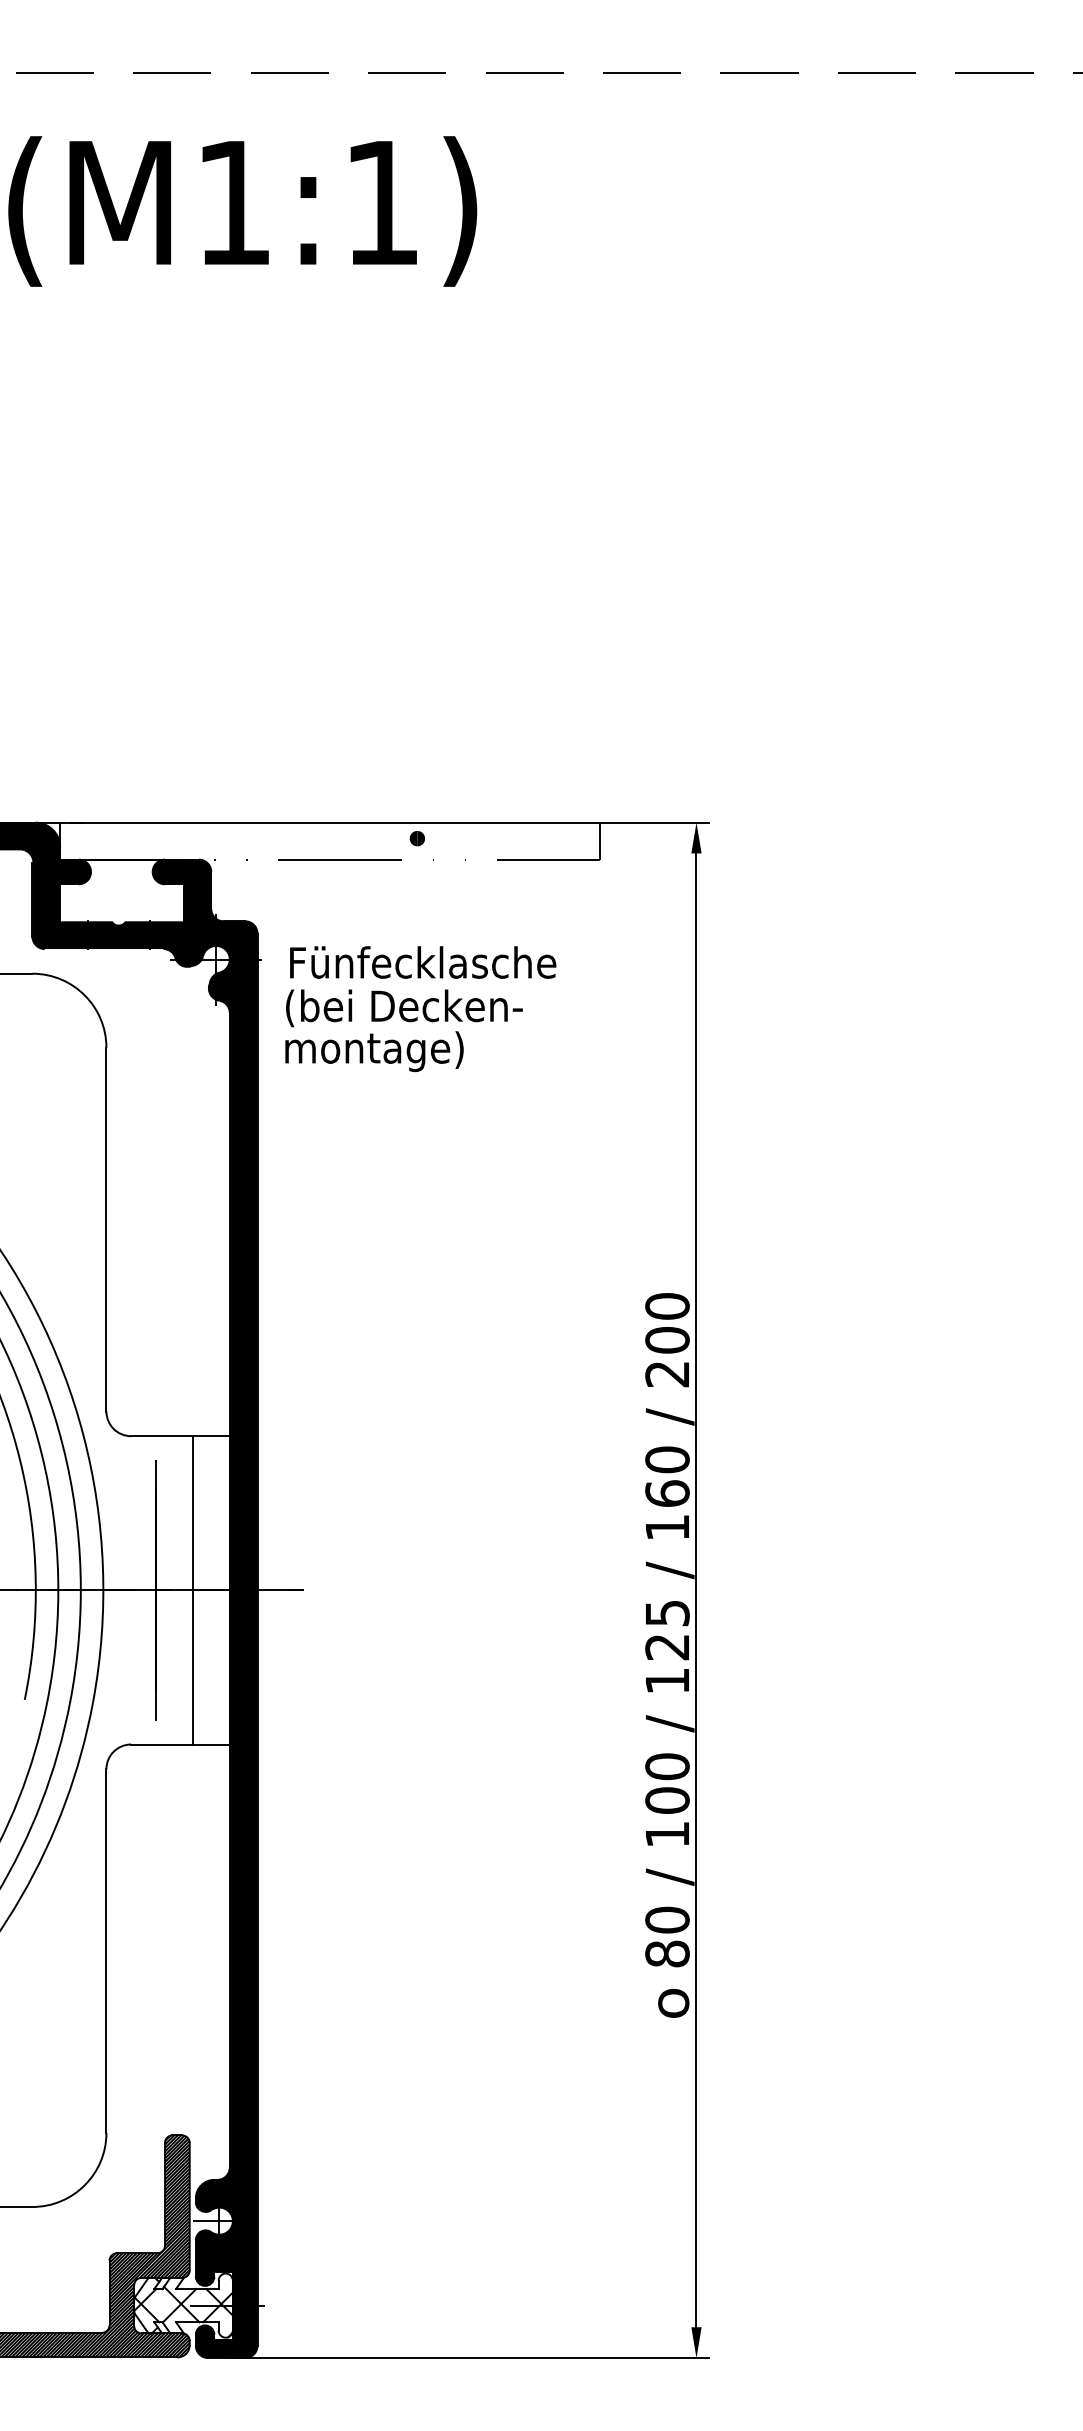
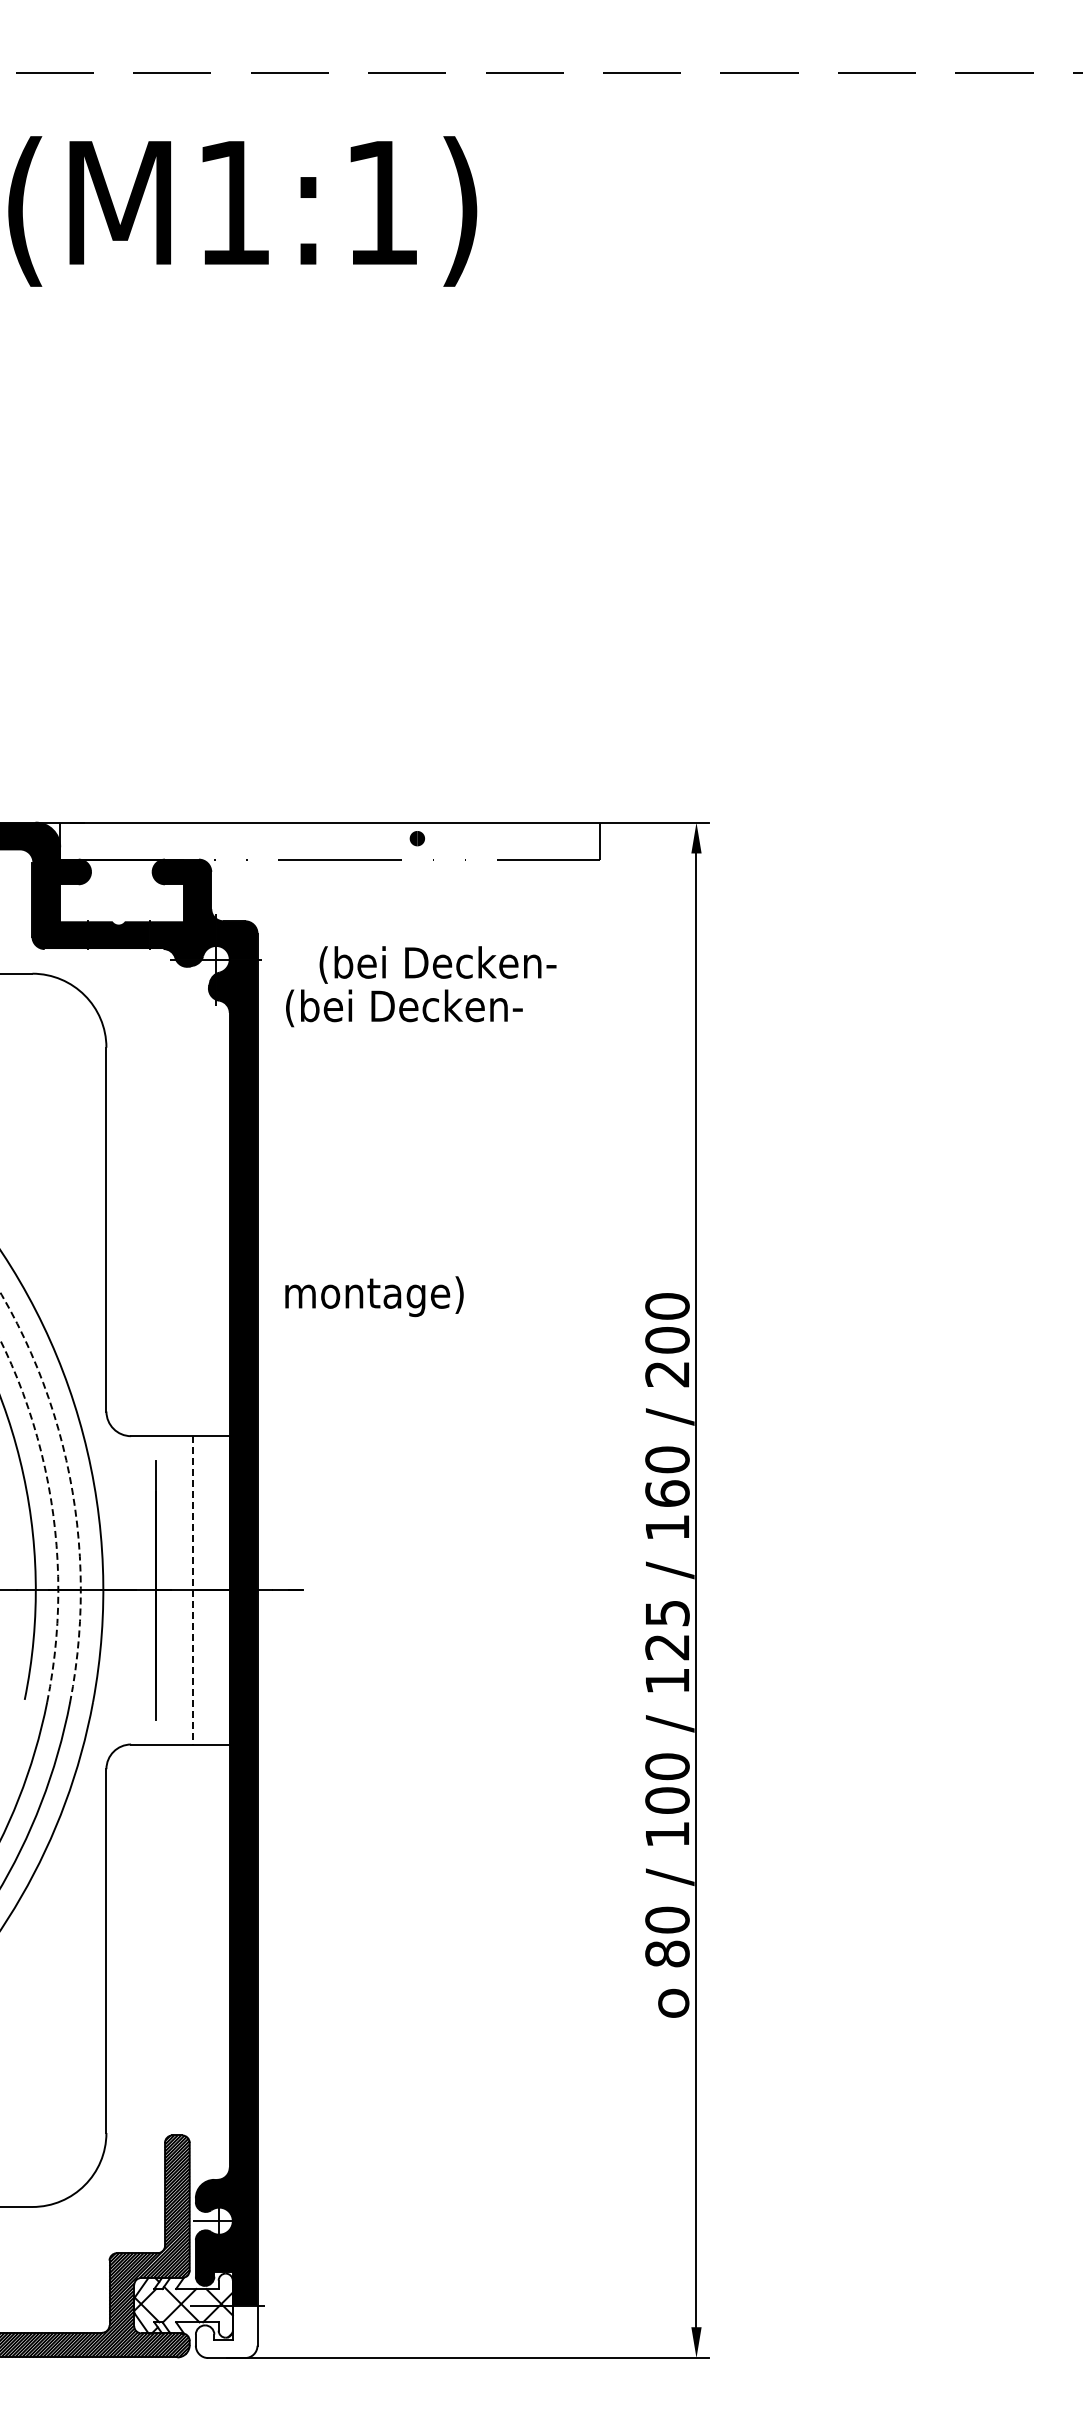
text: Fünfecklasche -> (bei Decken- (423, 964)
text position: (374, 1051) -> (374, 1296) (374, 1296)
arc: solid -> dashed (72, 1490)
arc: solid -> dashed (53, 1516)
line: solid -> dashed (192, 1590)
fill: present -> none (226, 2331)
